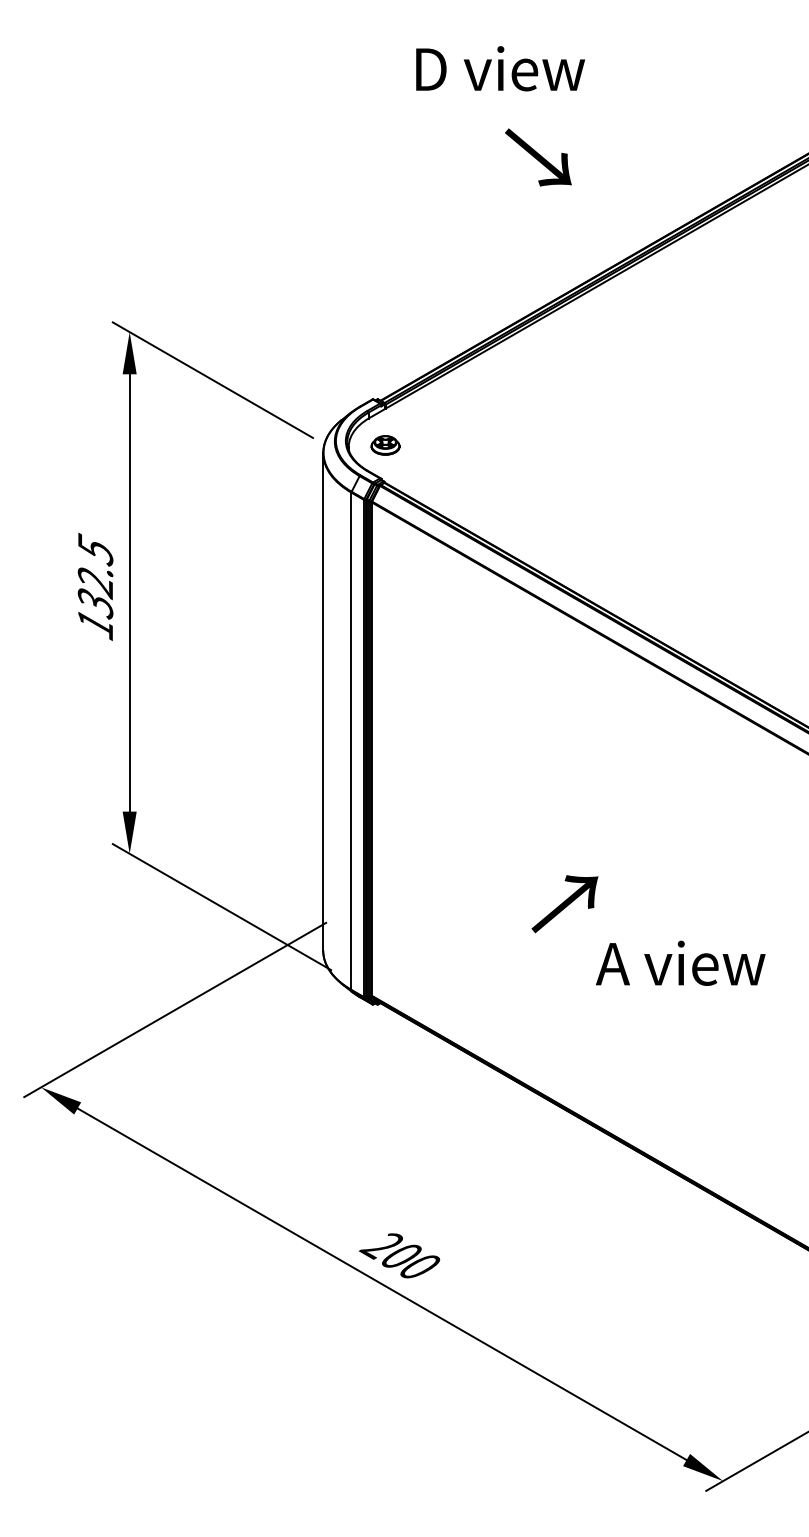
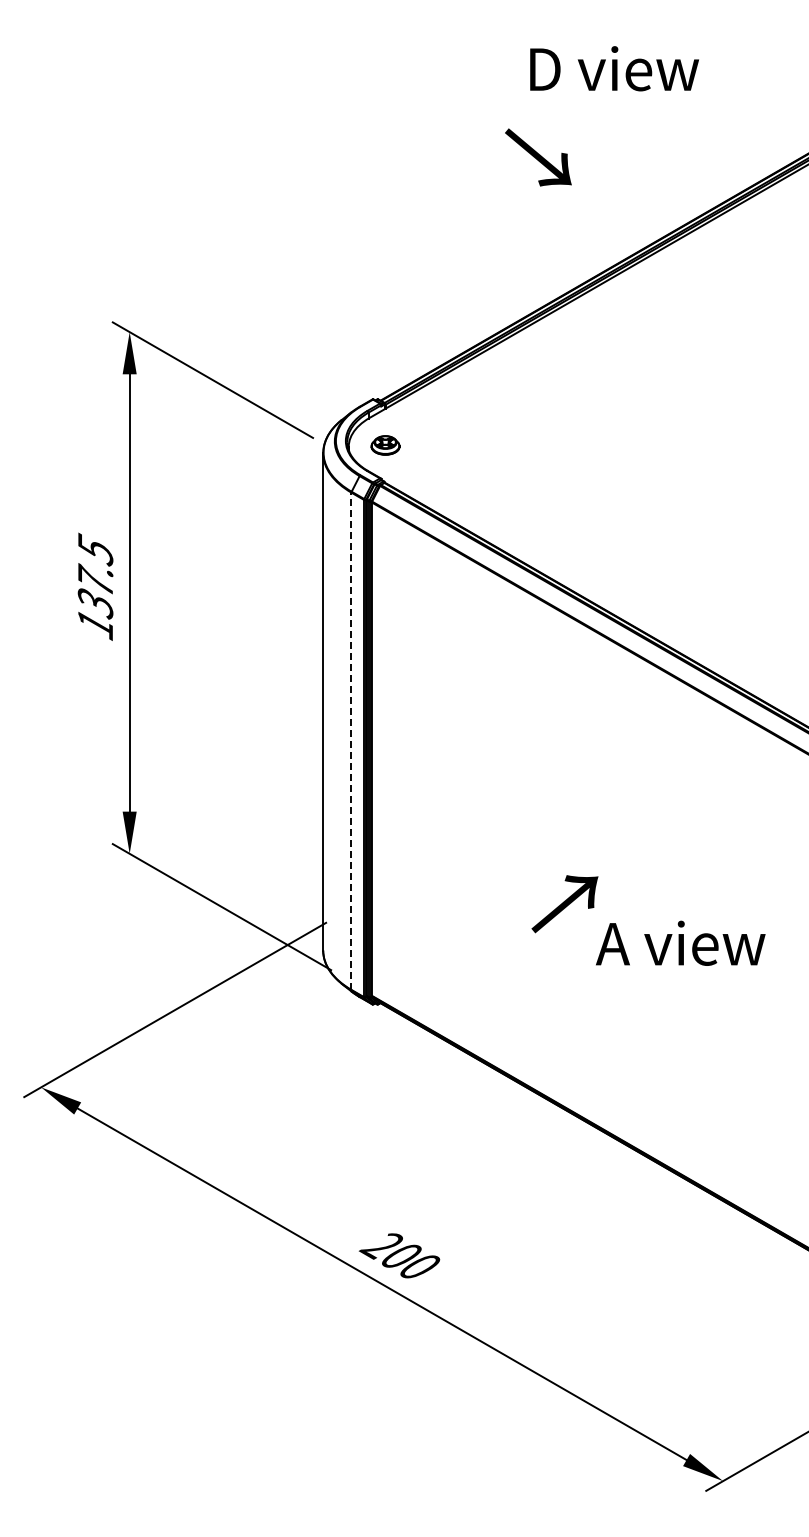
text position: (500, 68) -> (614, 68) (614, 68)
text: 132.5 -> 137.5 (94, 581)
line: solid -> dashed (351, 741)
text position: (680, 962) -> (680, 942) (680, 942)
